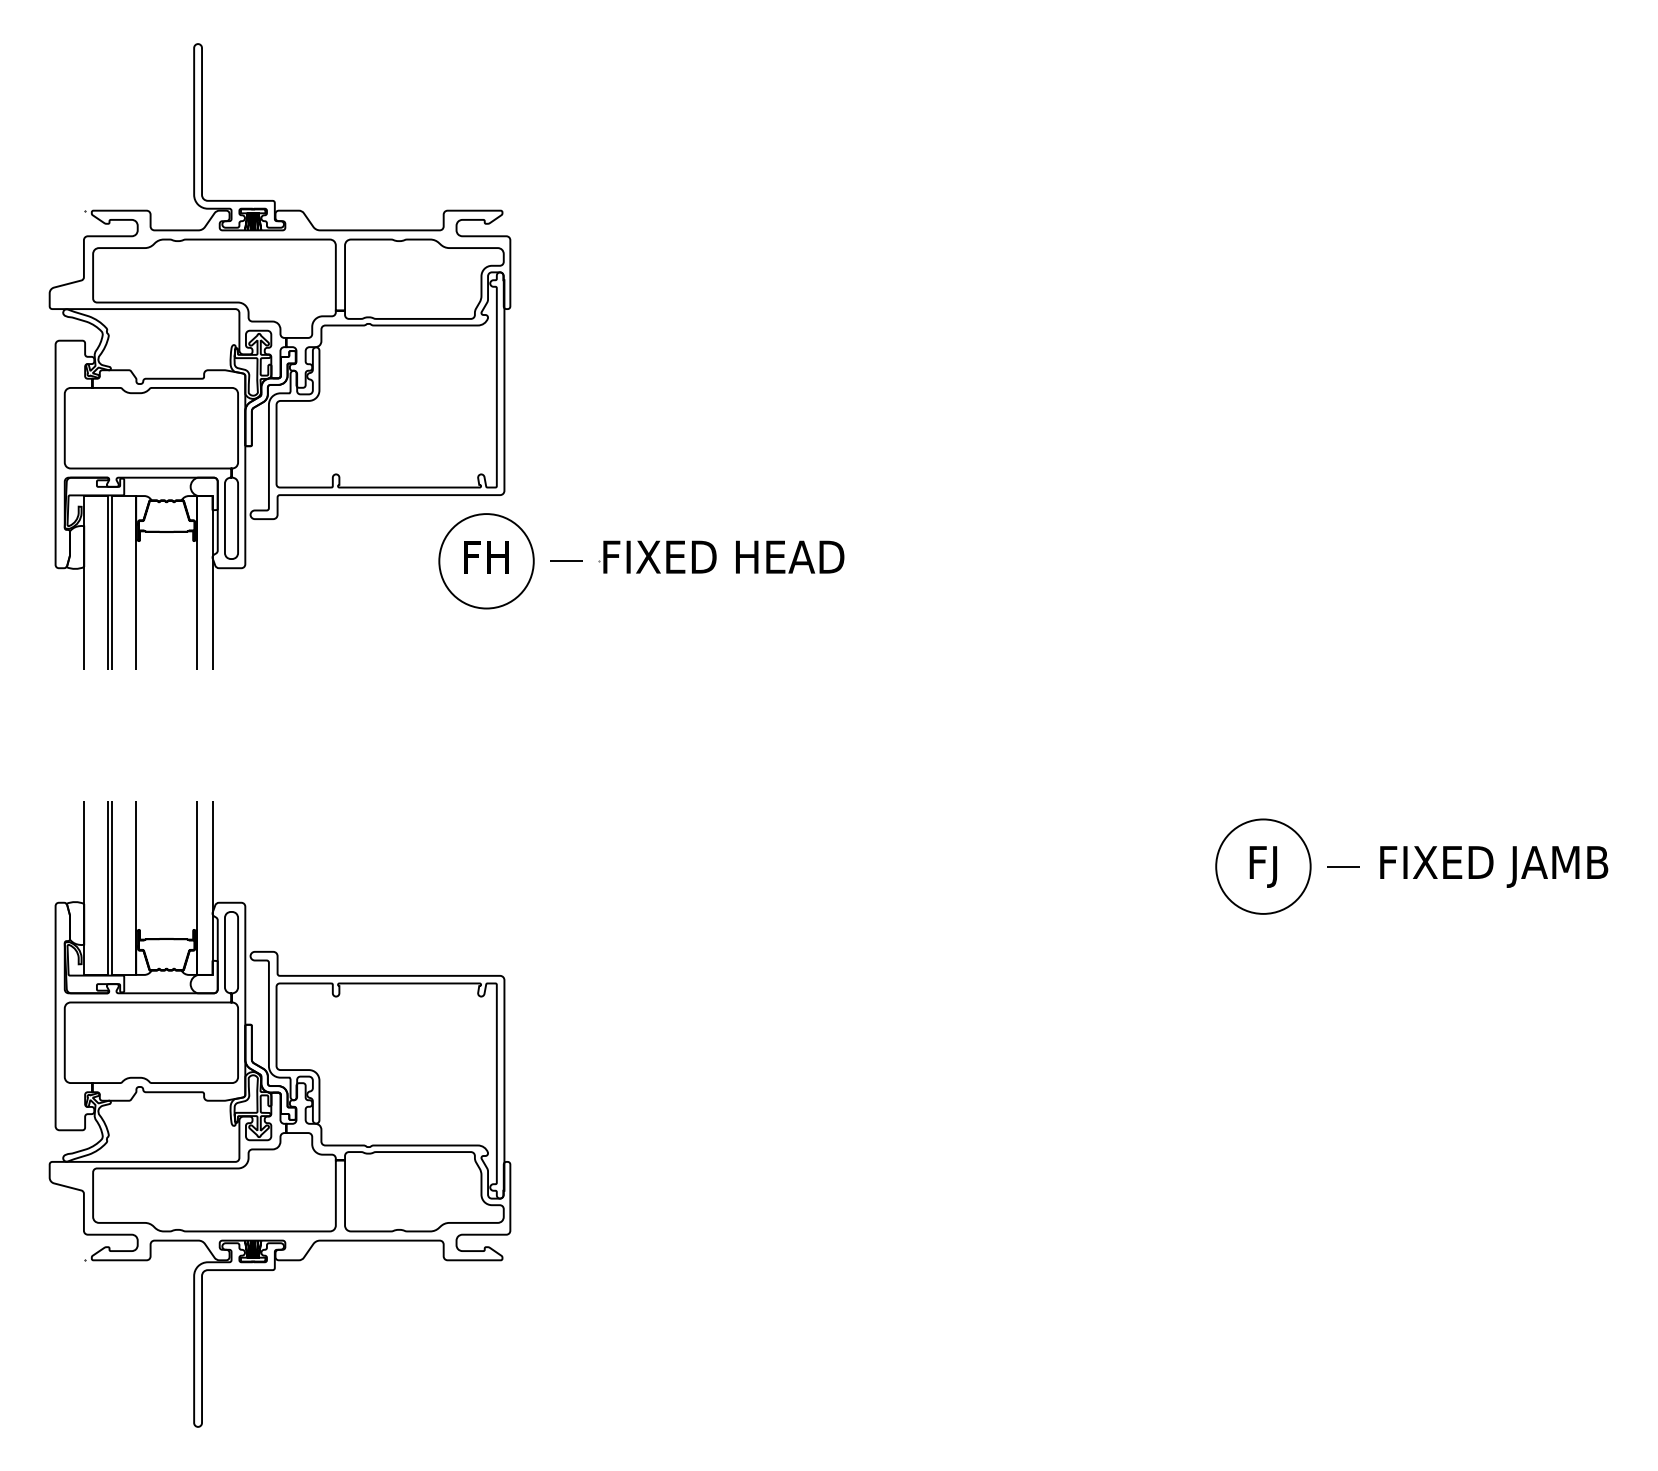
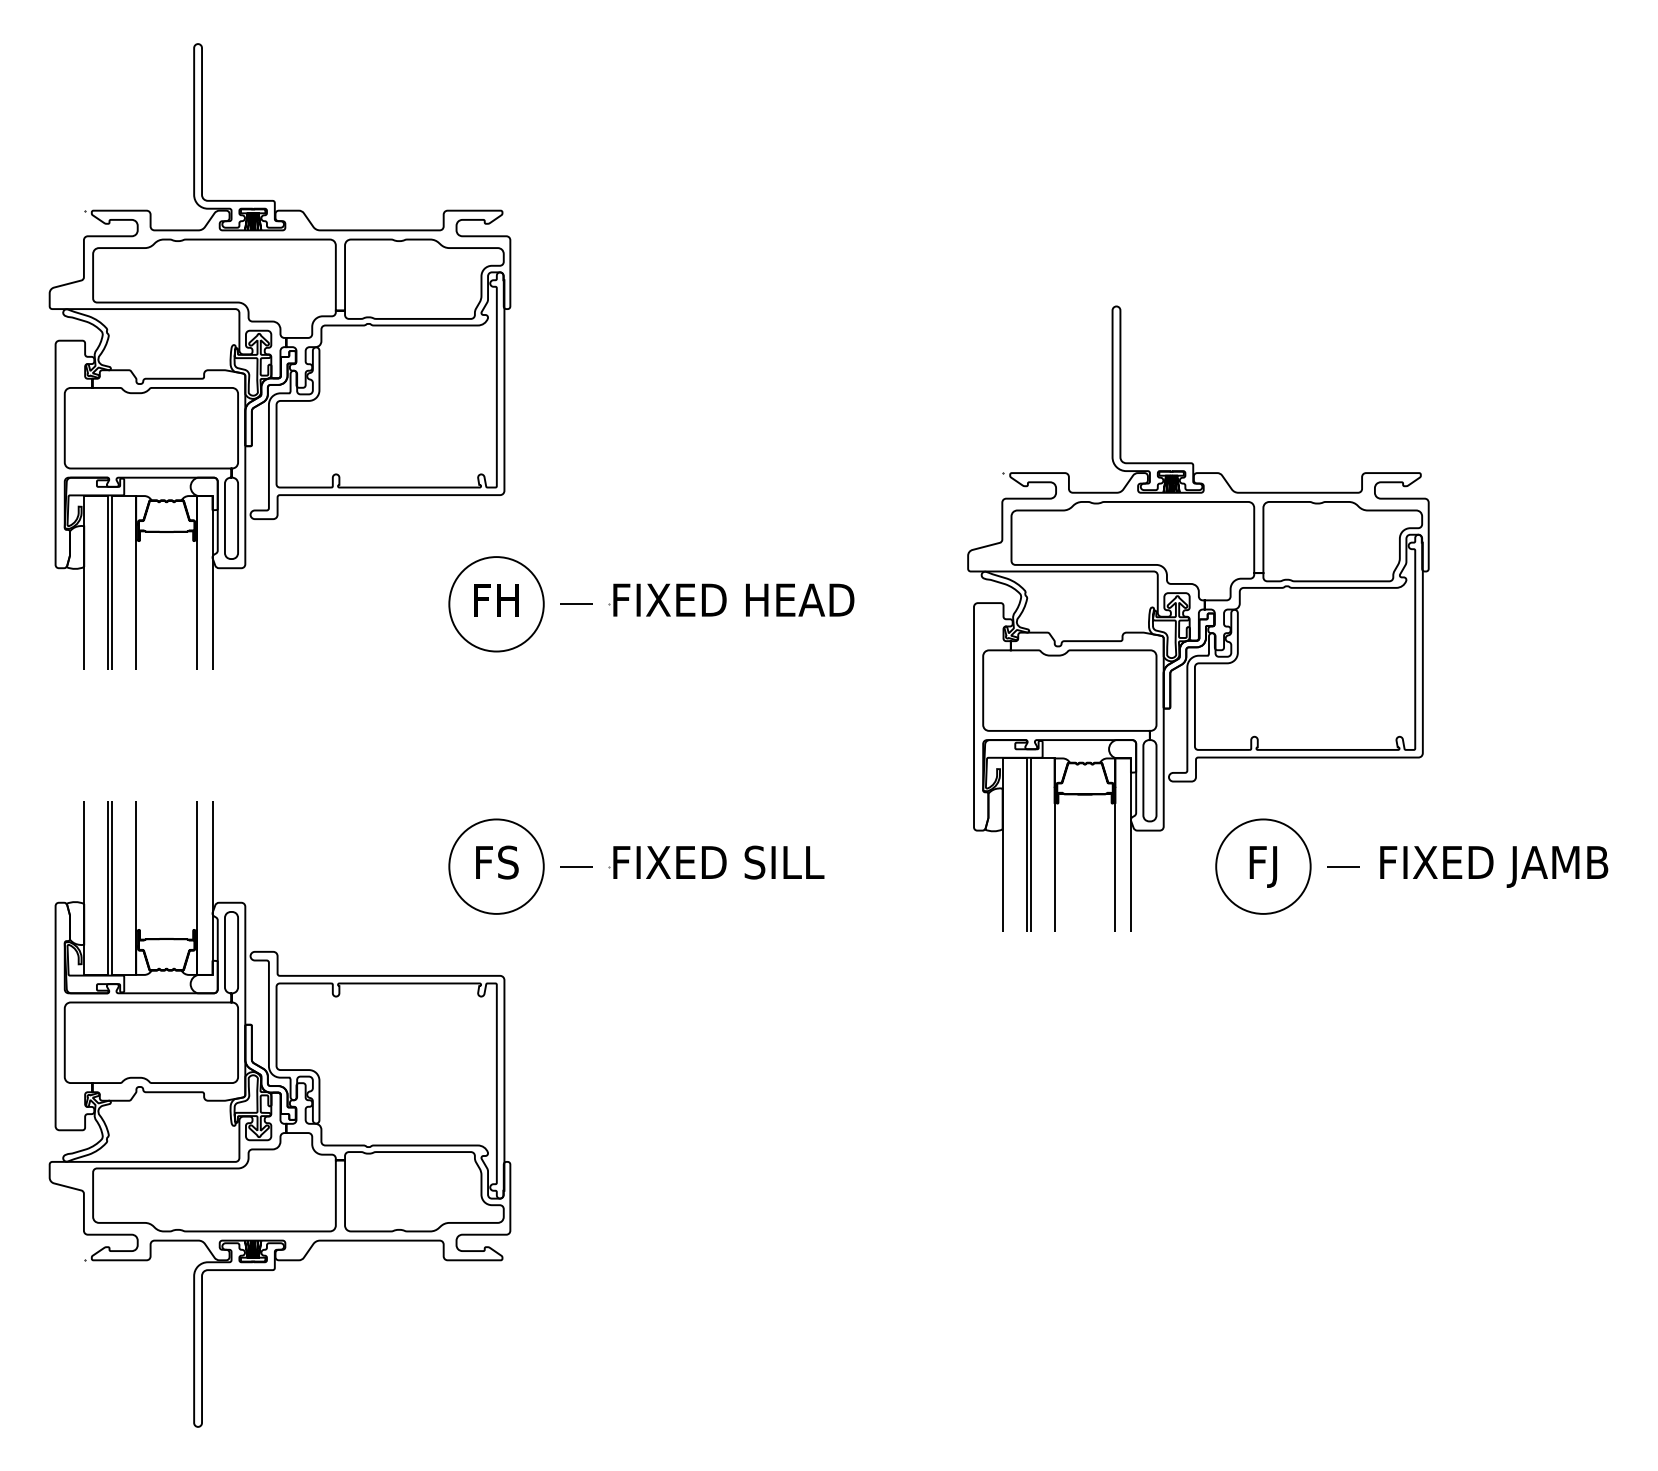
part position: (641, 561) -> (651, 604) (651, 604)
part: none -> present (1198, 618)
part: none -> present (636, 866)
